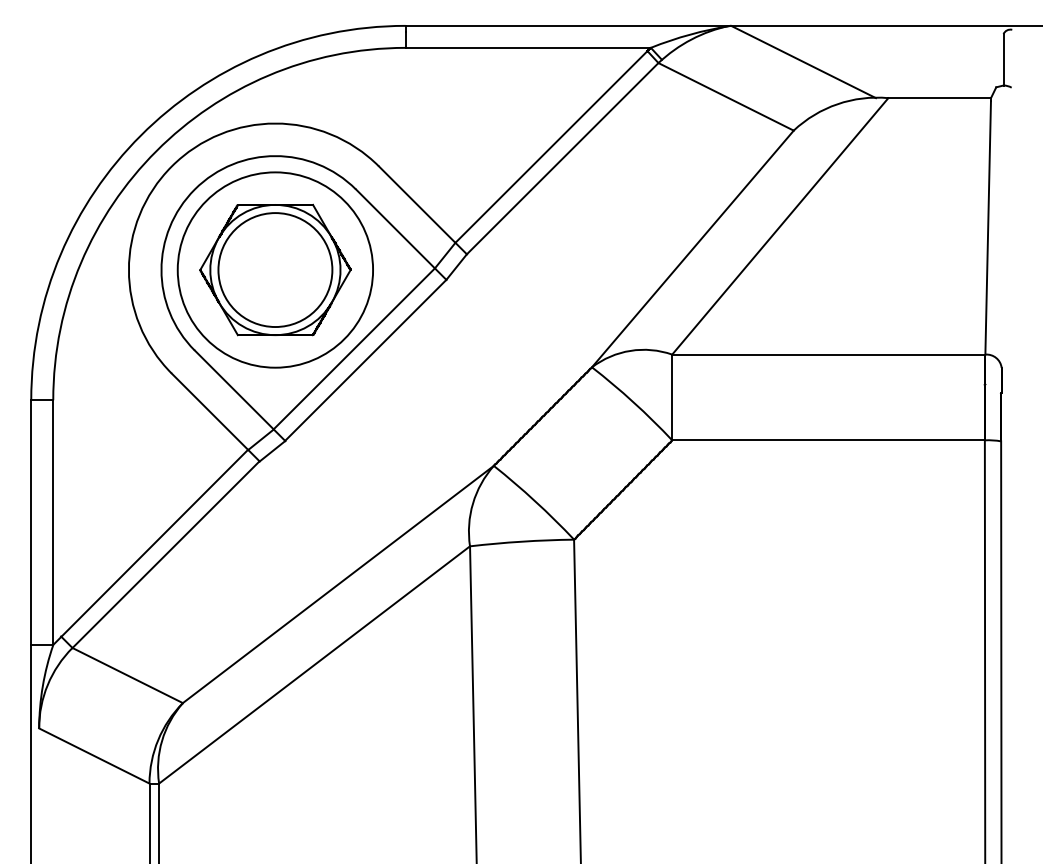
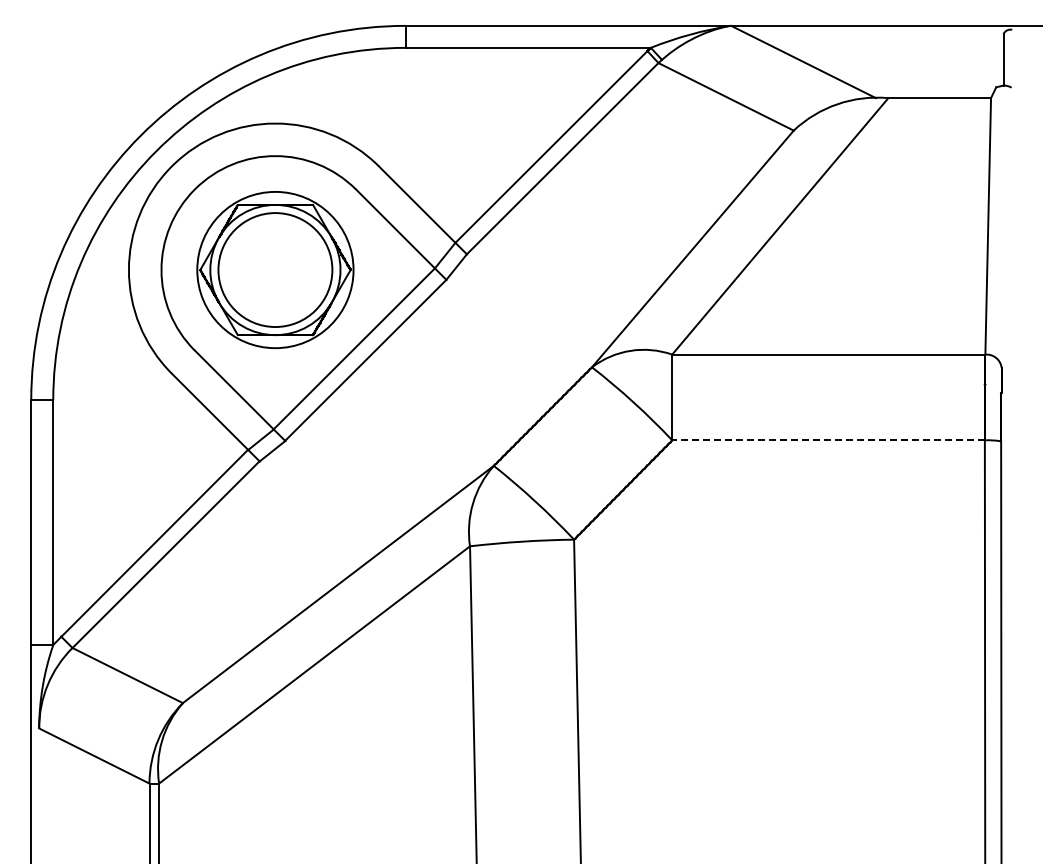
circle diameter: 195 px -> 156 px (275, 269)
line: solid -> dashed (828, 440)
